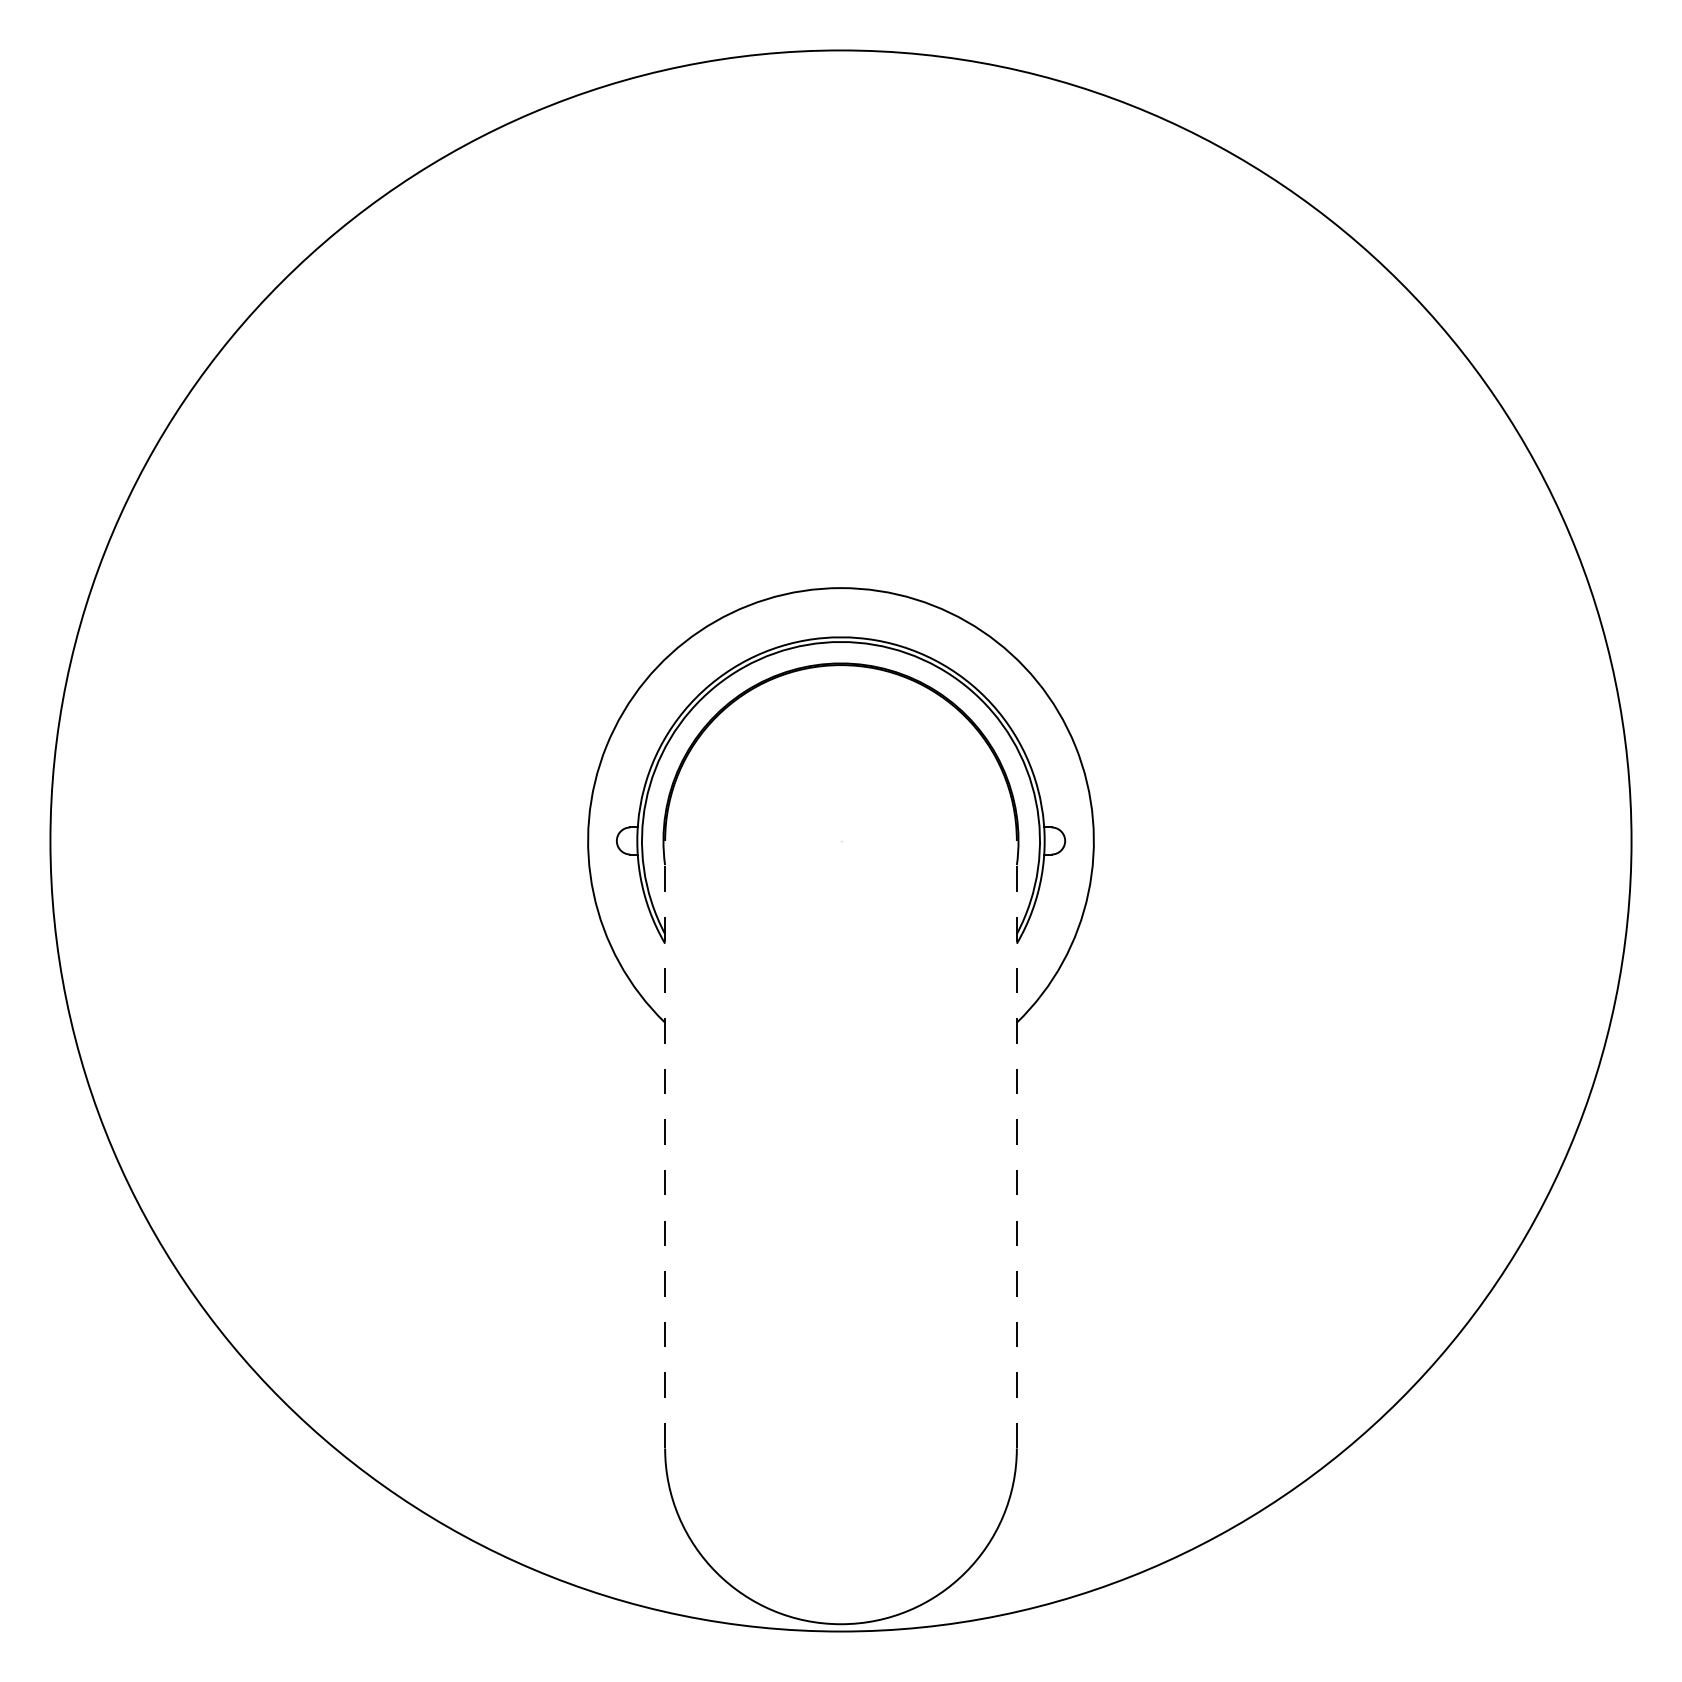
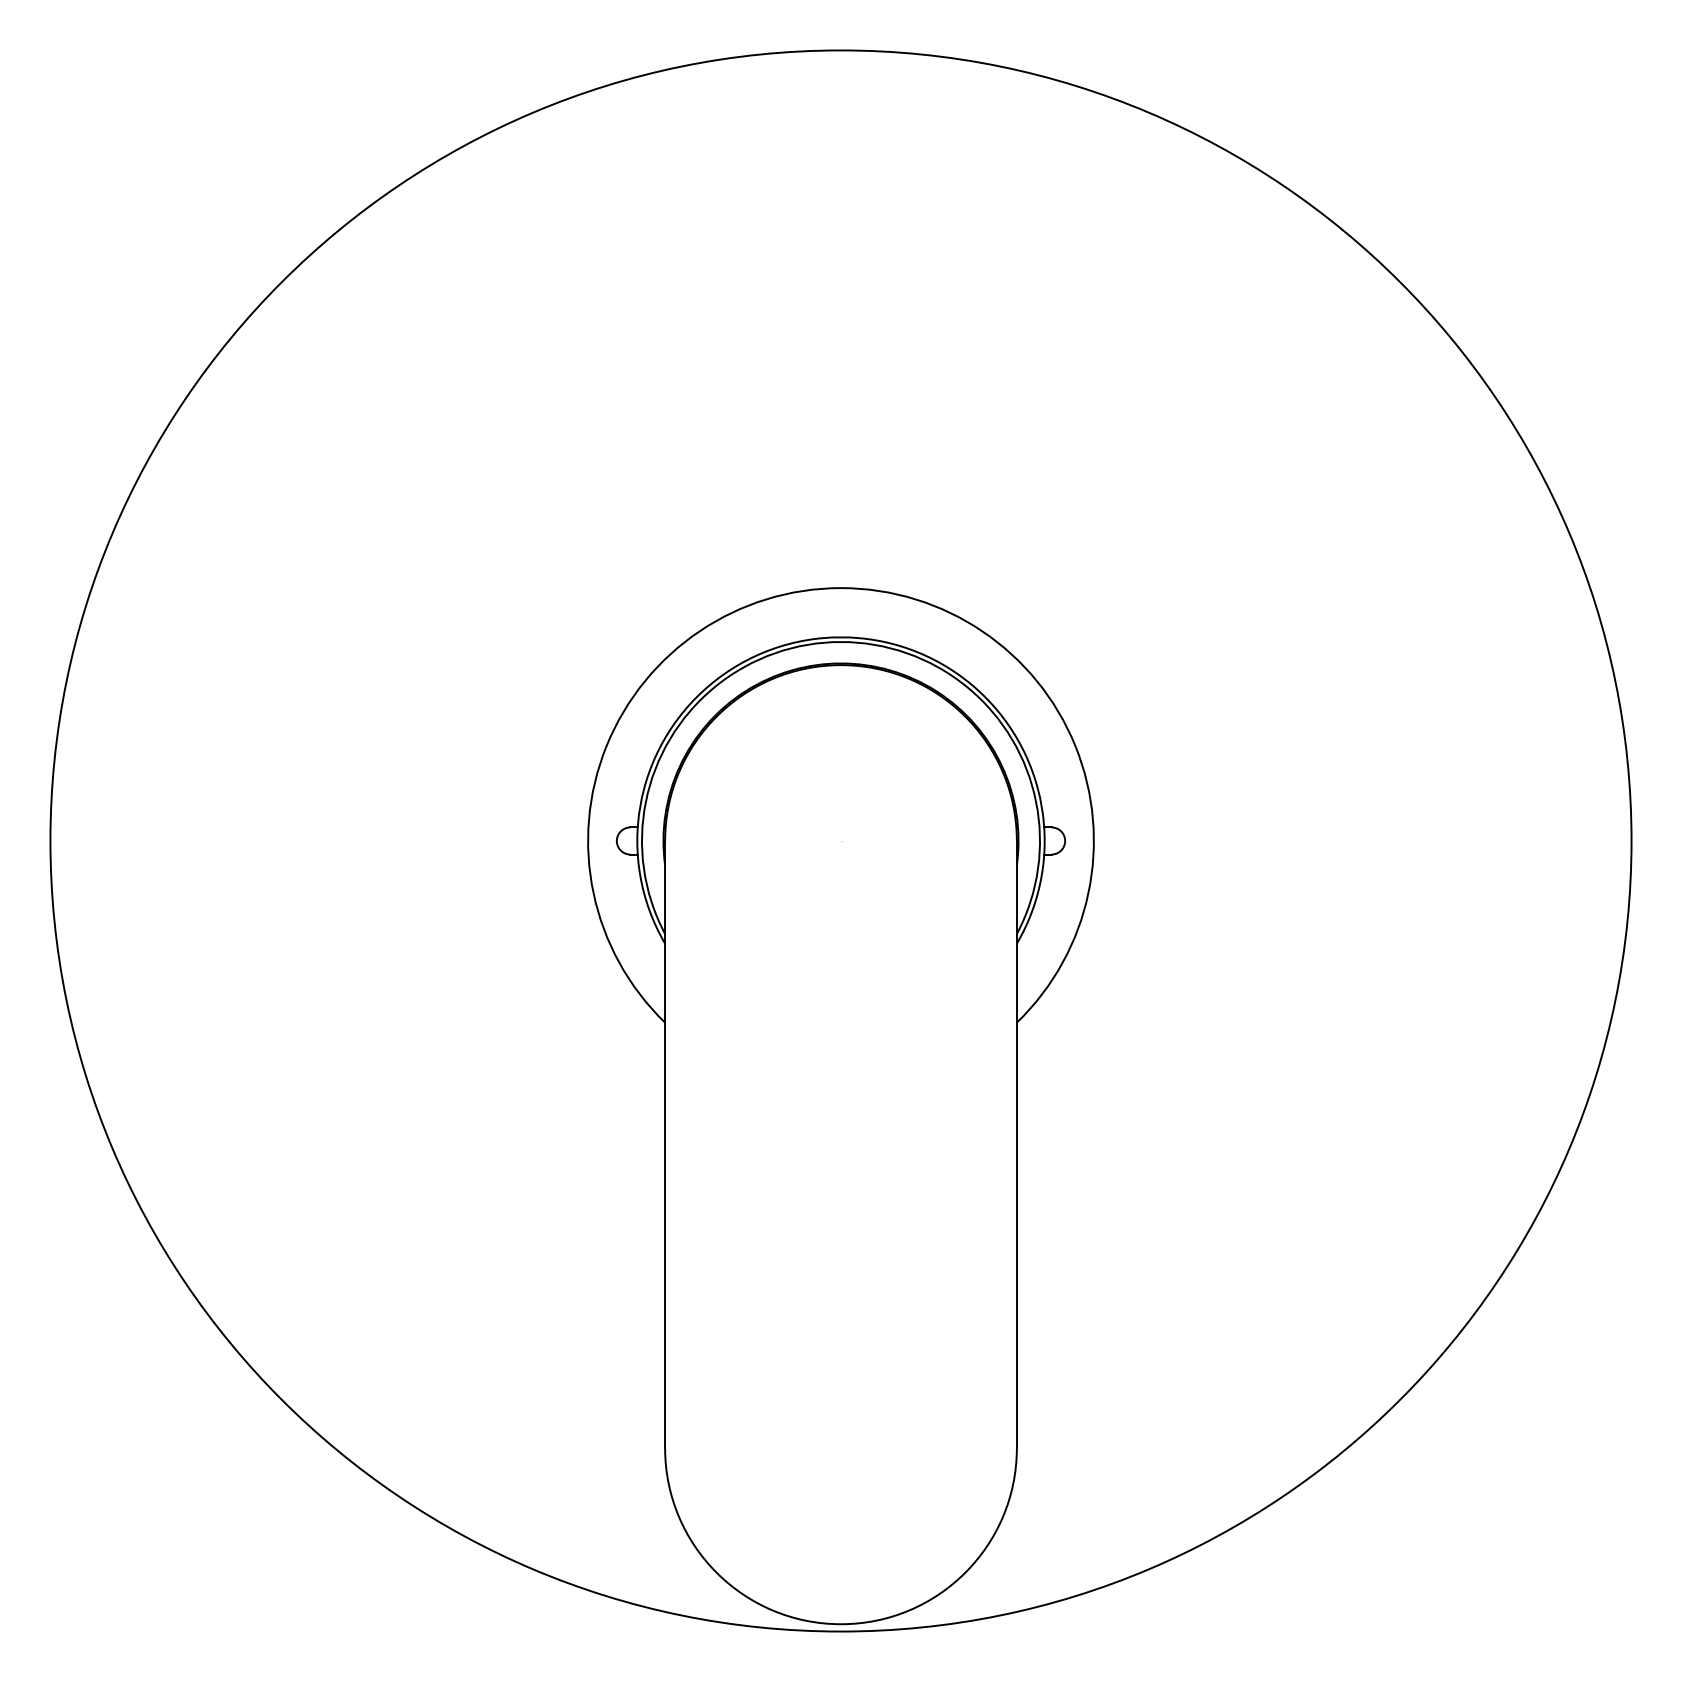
line: dashed -> solid (665, 1144)
line: dashed -> solid (1016, 1144)
